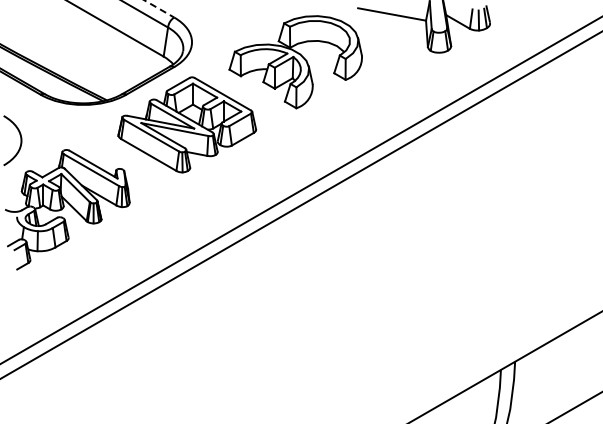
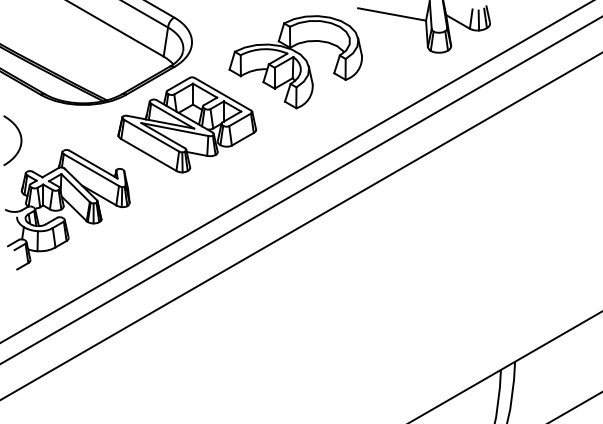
line: dashed -> solid (159, 9)
line: none -> present (296, 171)
line position: (300, 205) -> (300, 226) (300, 226)
